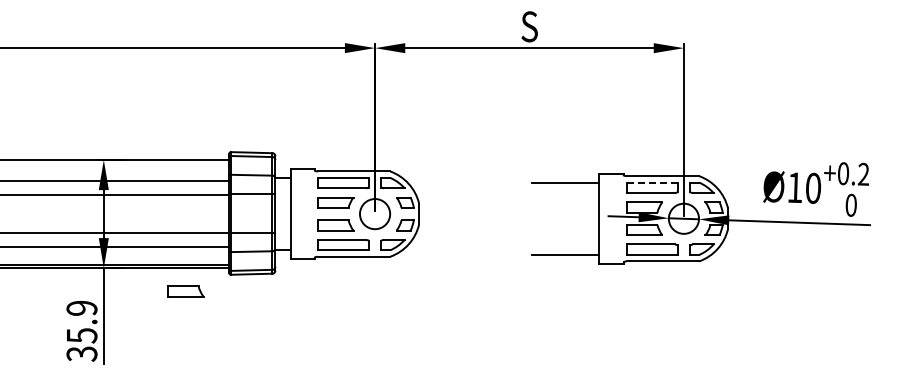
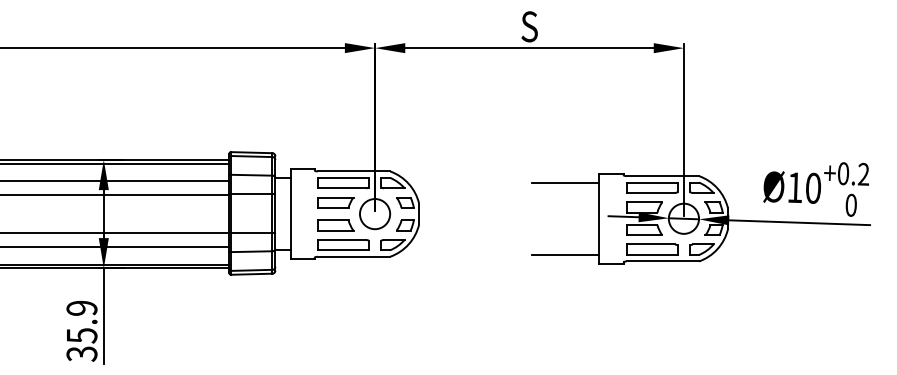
line: none -> present (115, 163)
line: dashed -> solid (652, 182)
part: present -> none (185, 291)
